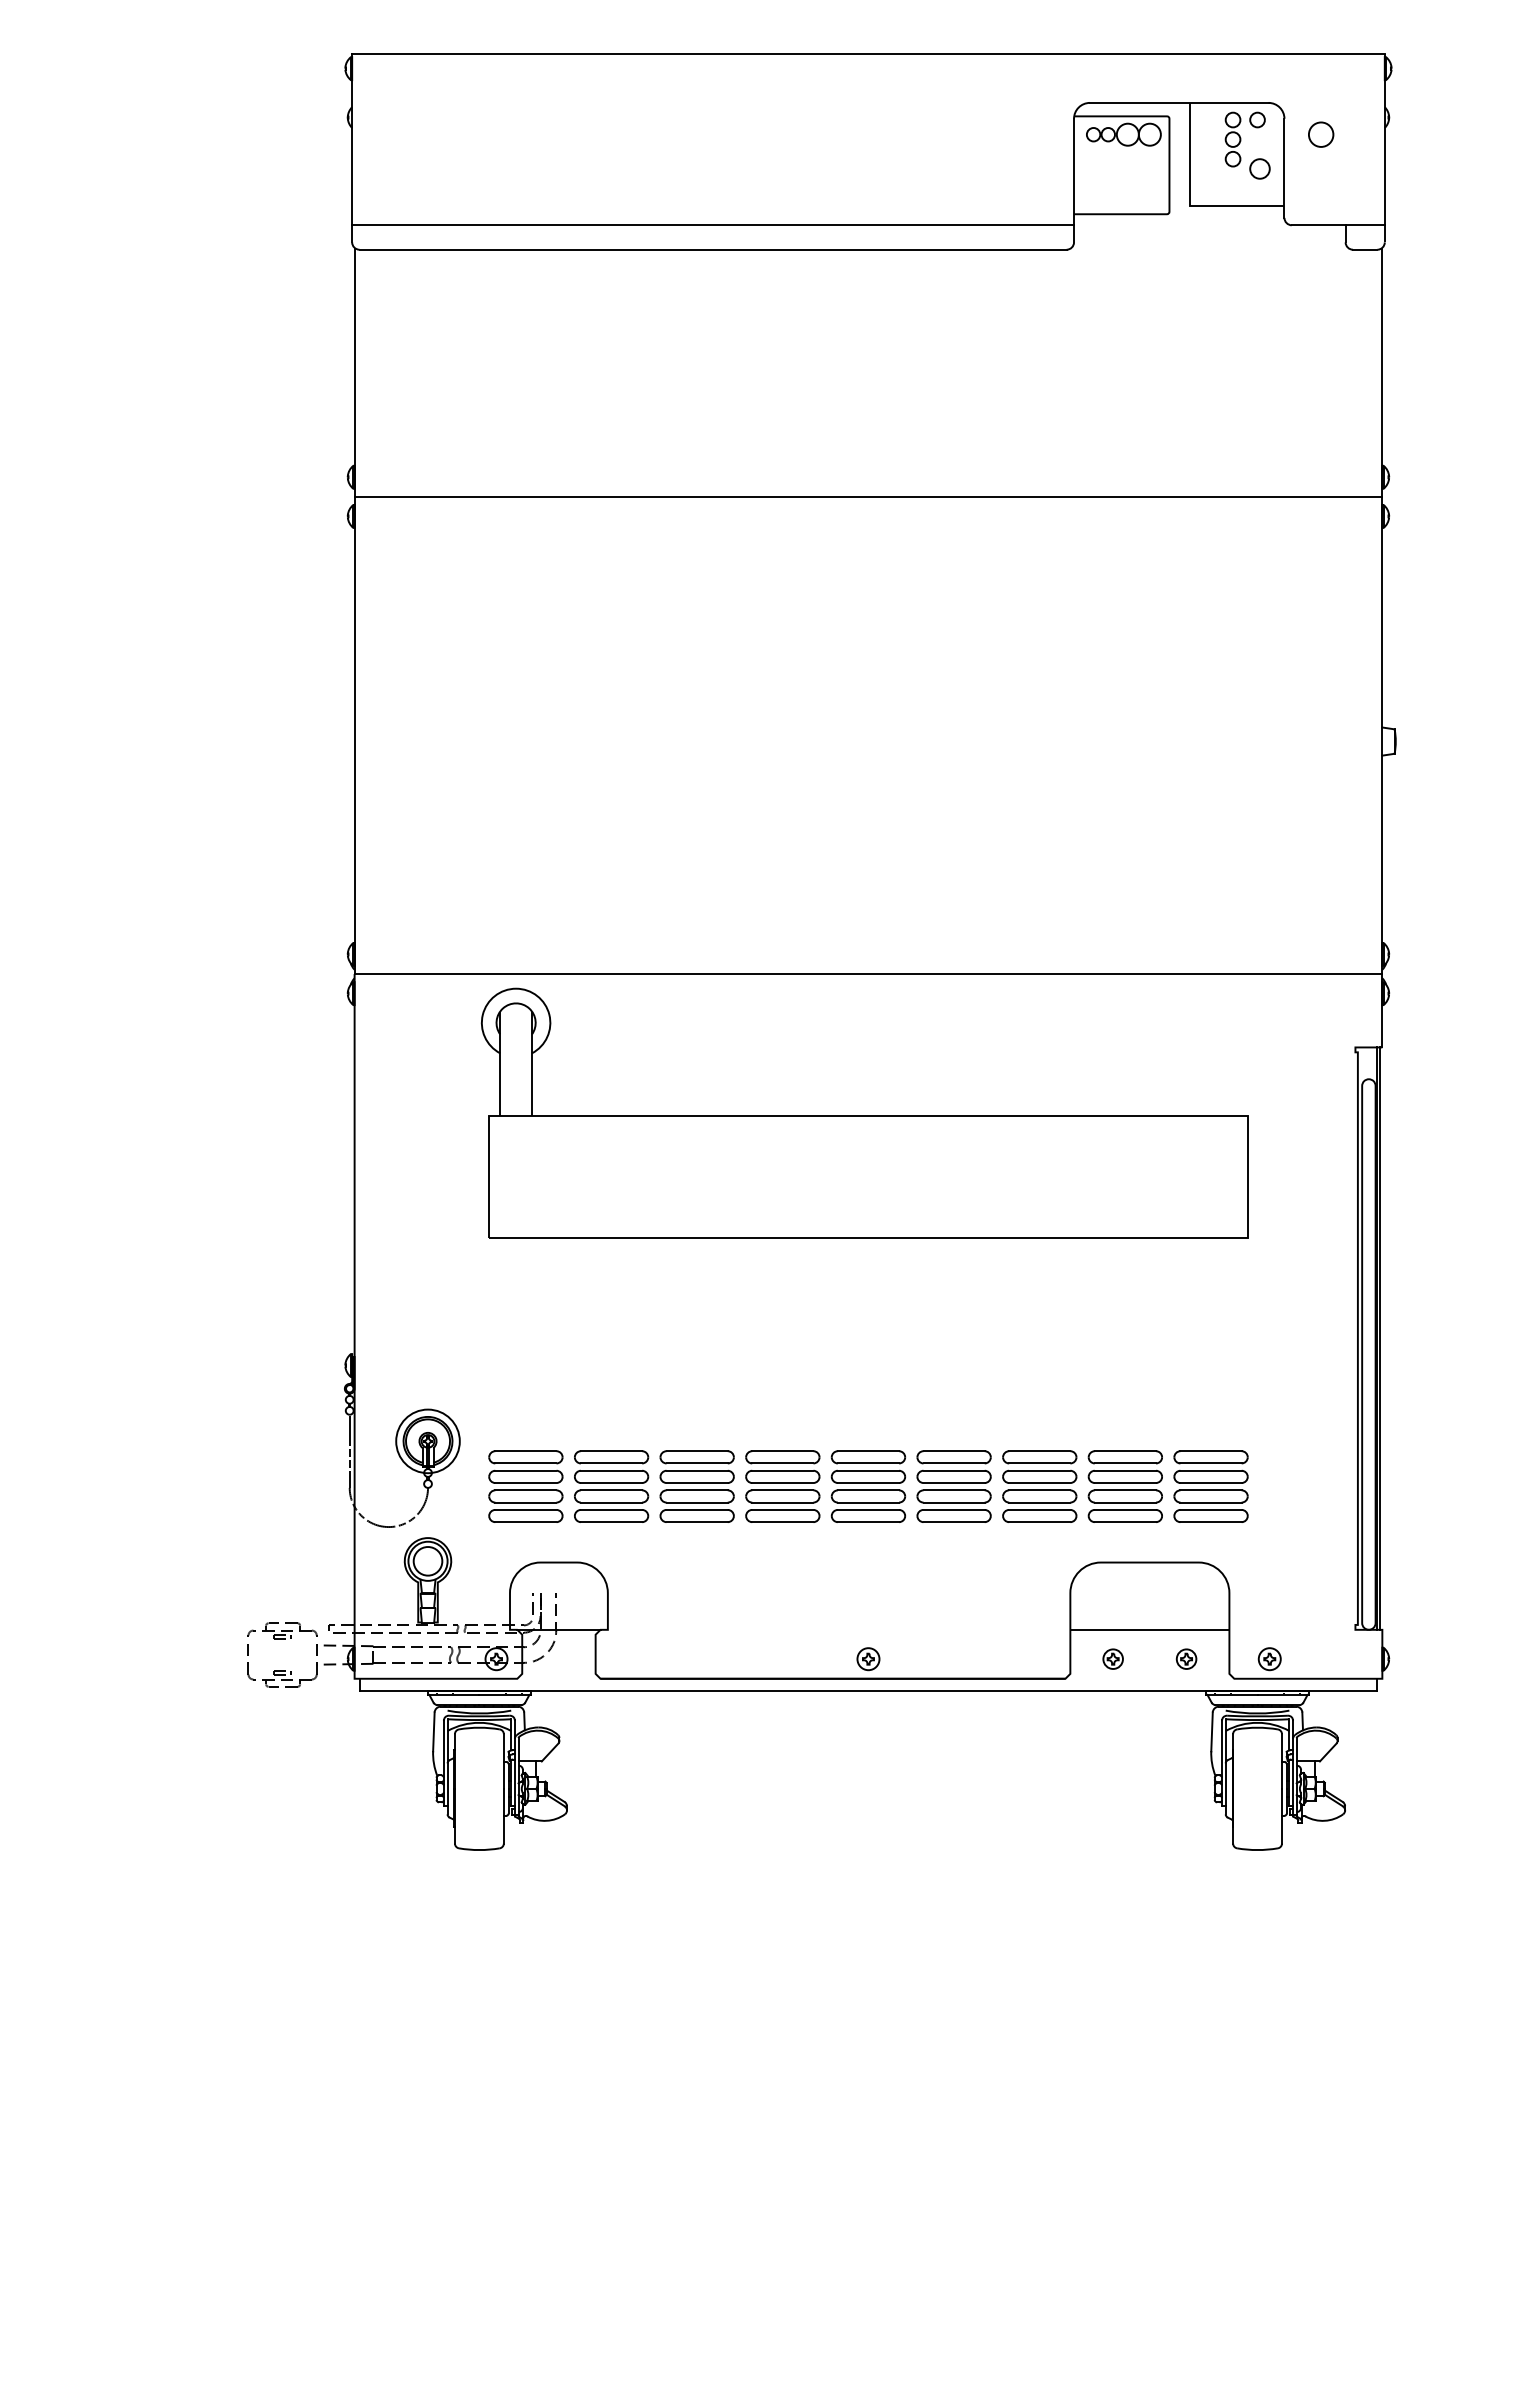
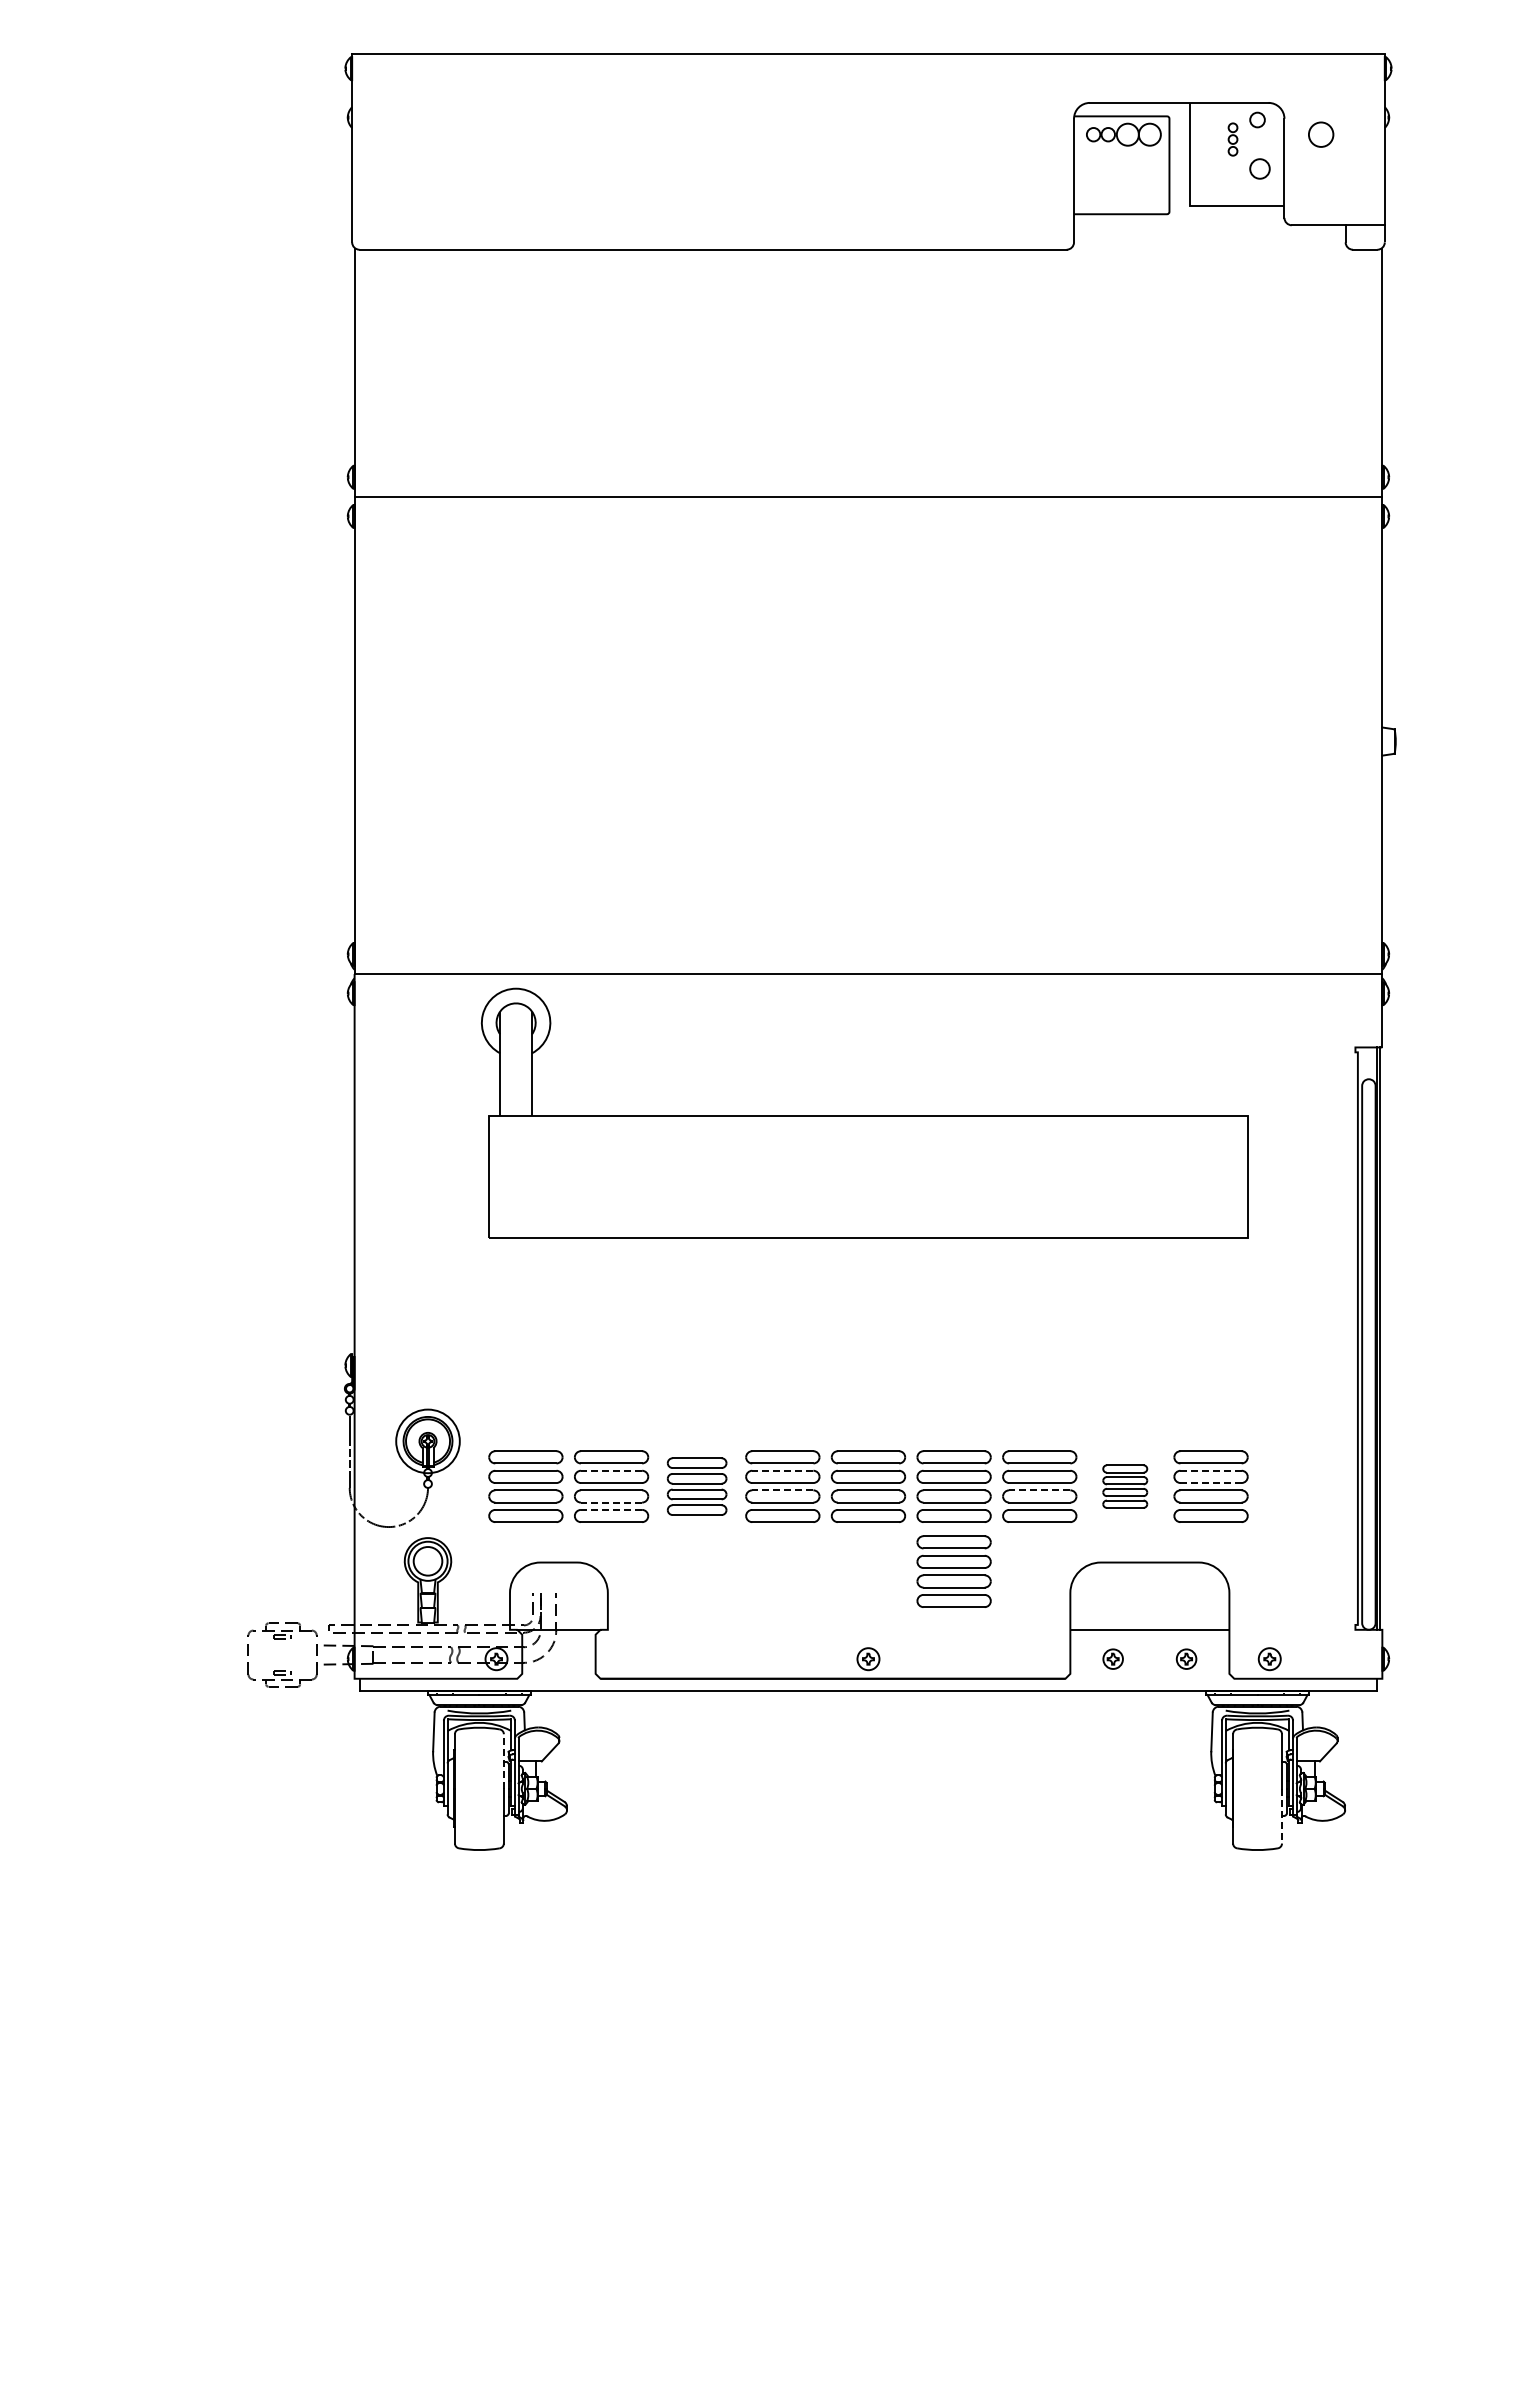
part size: 18x57 px -> 12x35 px (1232, 139)
line: present -> none (713, 225)
line: solid -> dashed (611, 1470)
line: solid -> dashed (782, 1470)
line: solid -> dashed (1211, 1470)
line: solid -> dashed (1211, 1483)
part size: 76x73 px -> 62x59 px (696, 1486)
part size: 76x73 px -> 47x45 px (1125, 1486)
line: solid -> dashed (782, 1490)
line: solid -> dashed (1039, 1490)
line: solid -> dashed (611, 1502)
line: solid -> dashed (611, 1509)
part: none -> present (953, 1571)
line: solid -> dashed (503, 1761)
line: solid -> dashed (1282, 1816)
